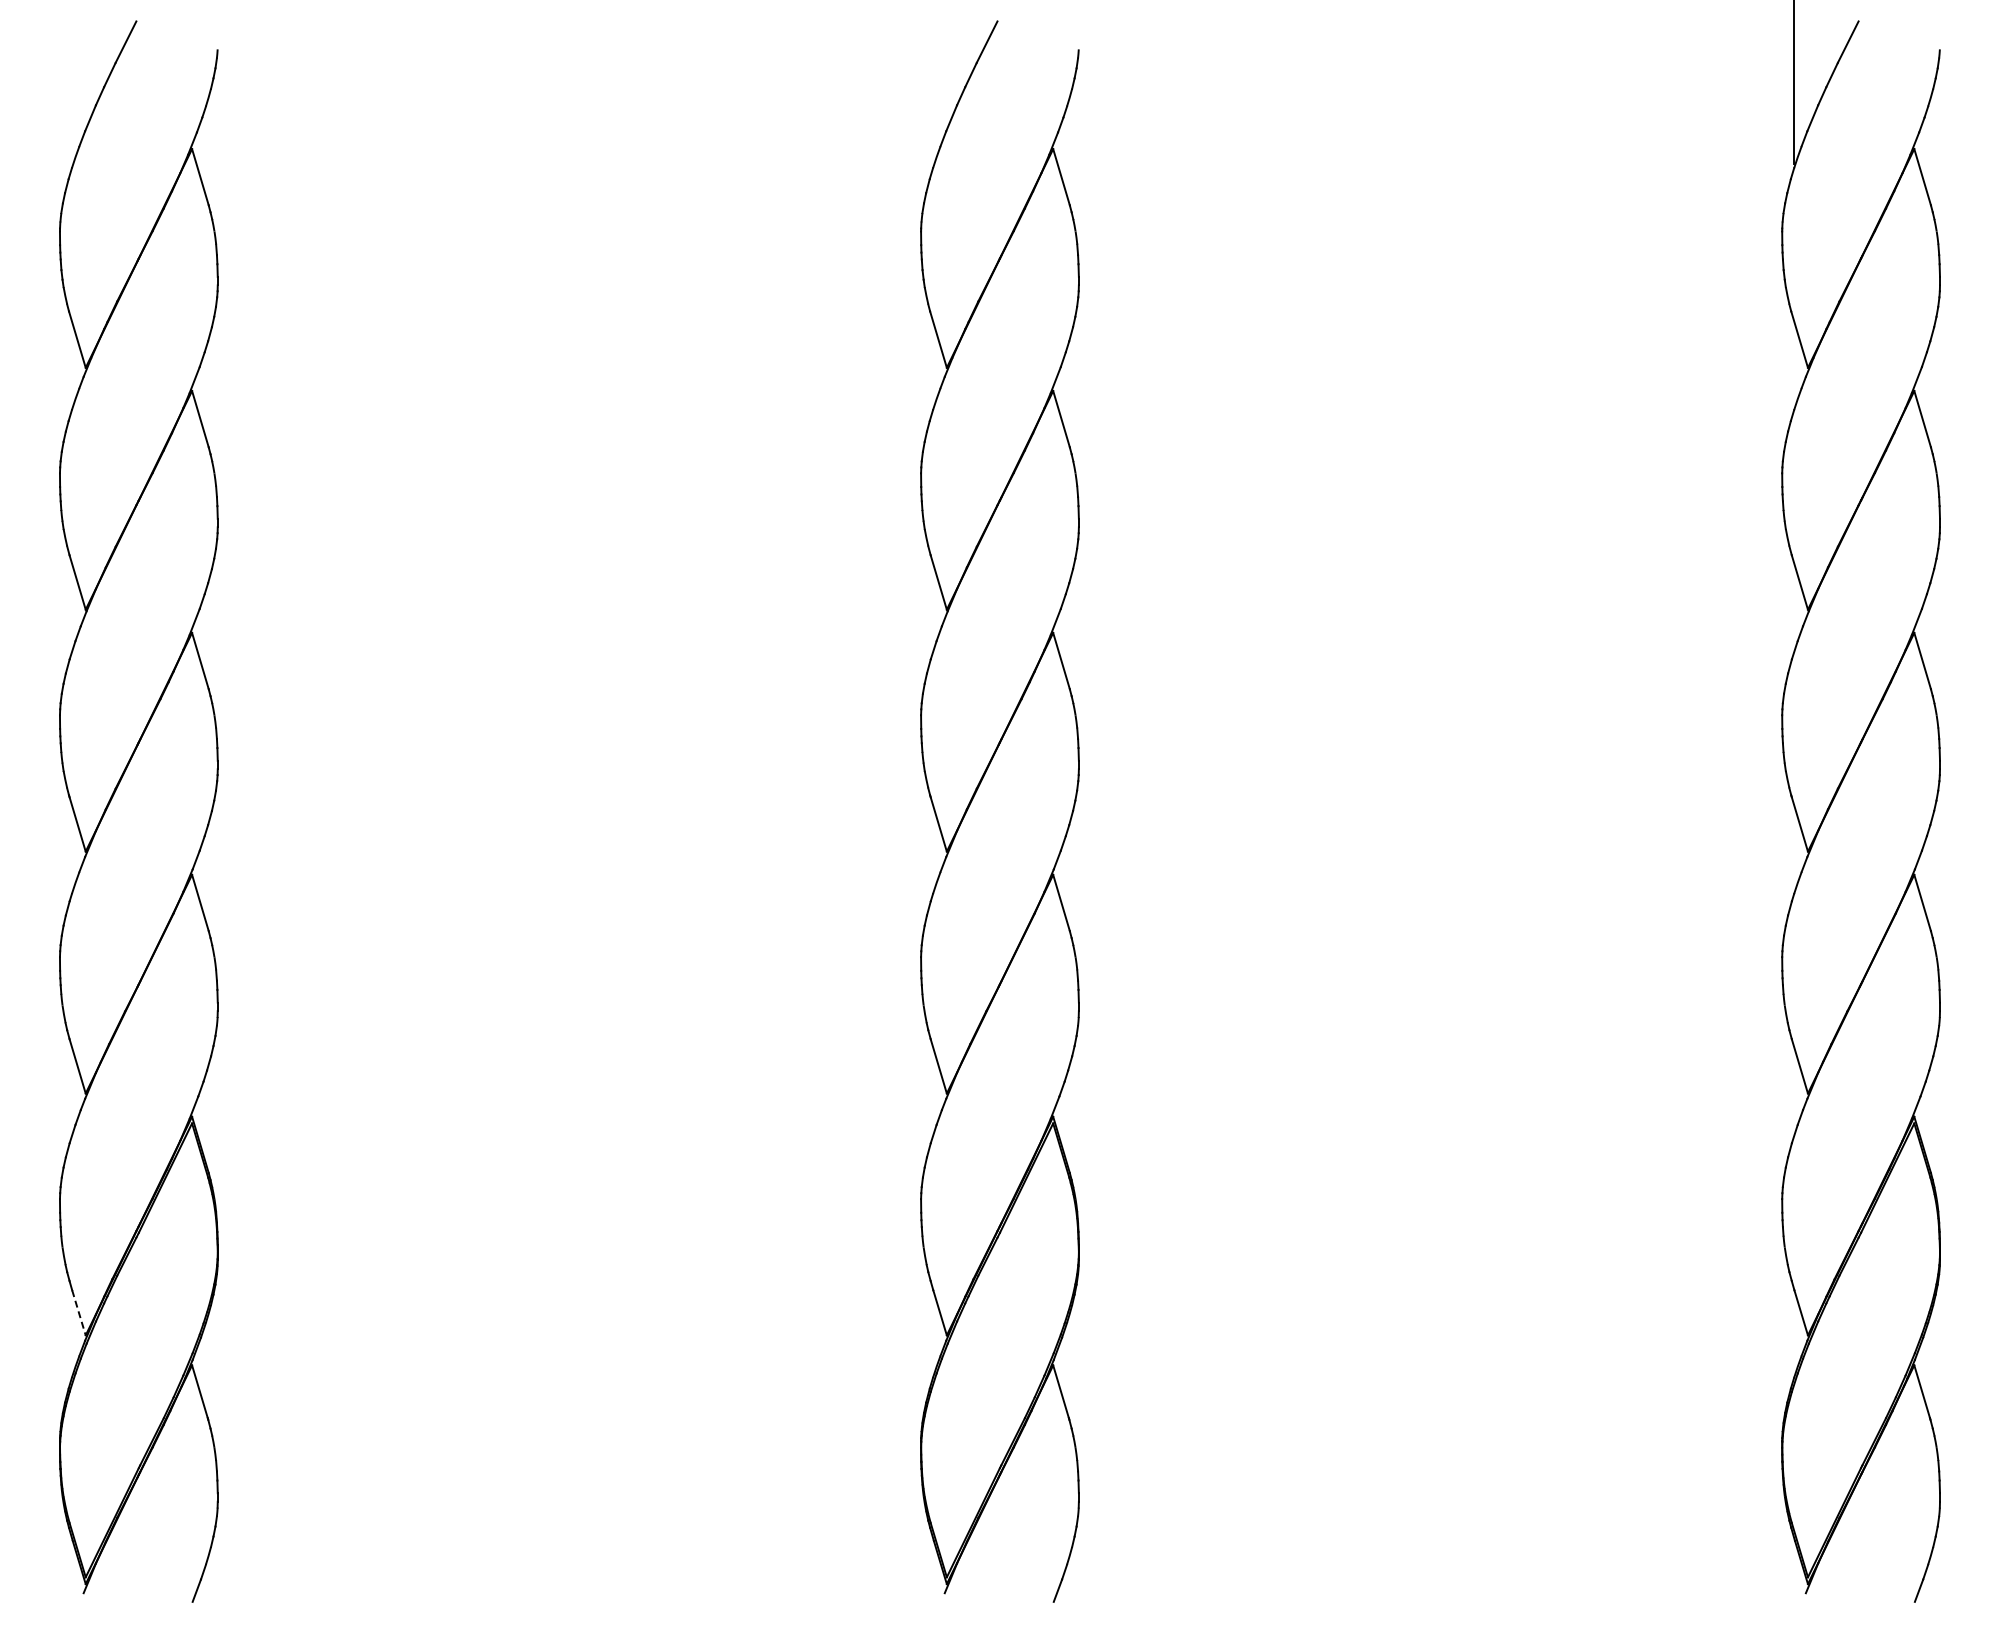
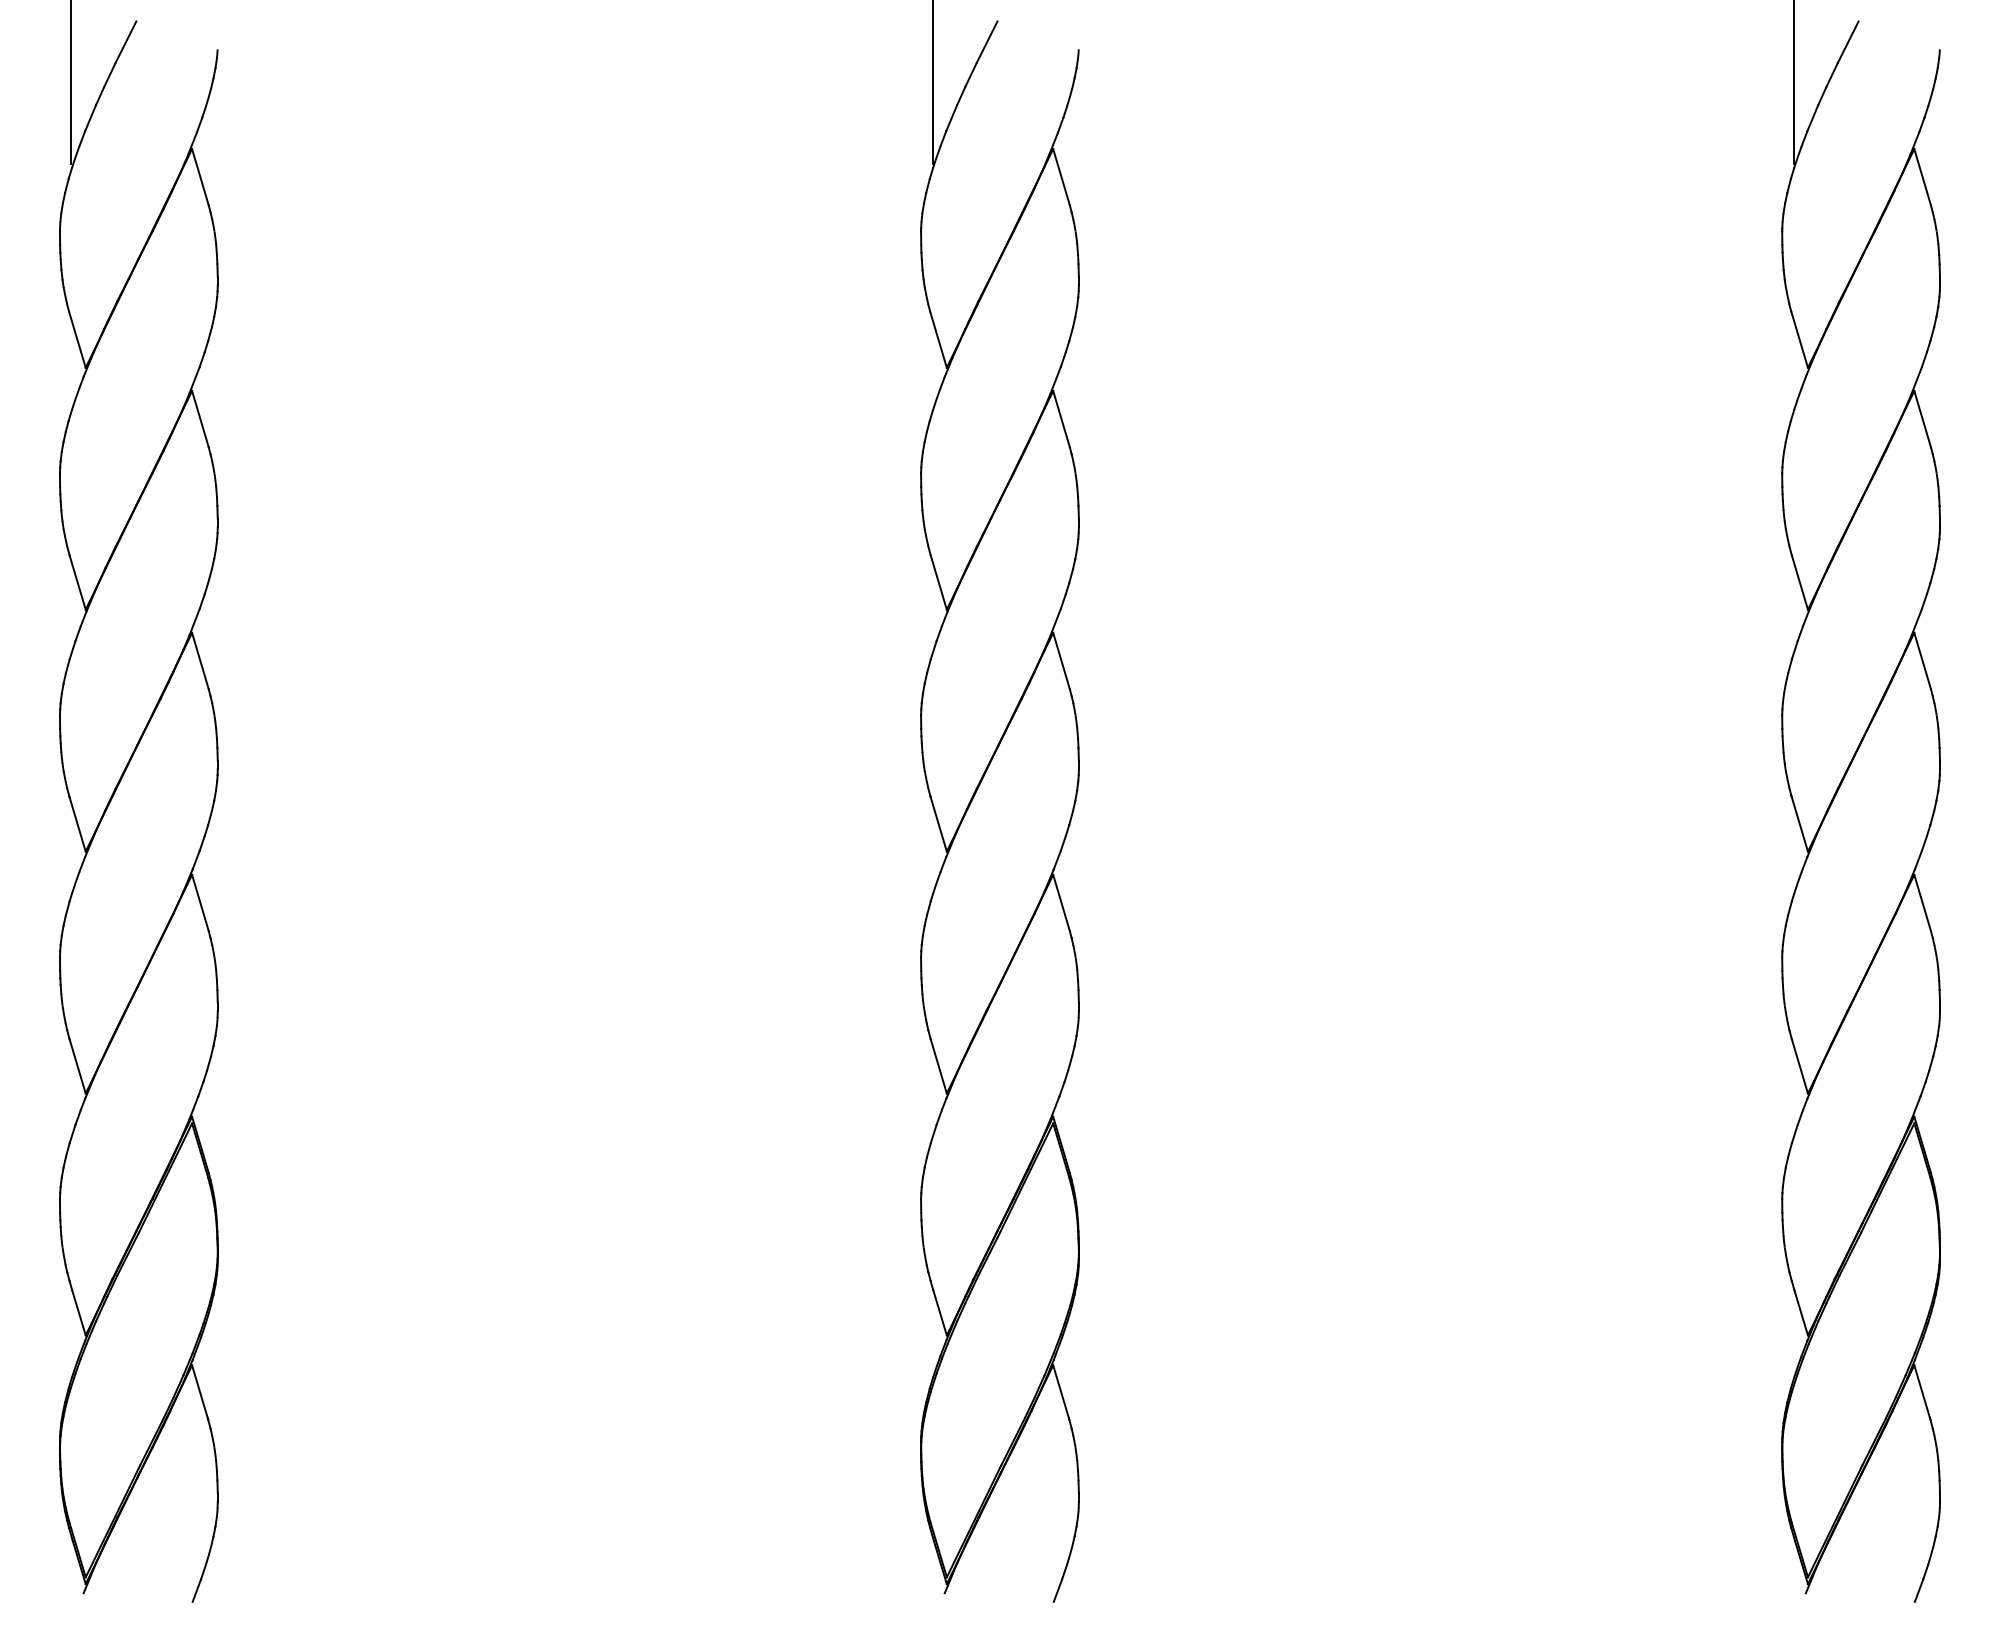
line: none -> present (71, 83)
line: none -> present (932, 83)
line: dashed -> solid (78, 1312)
